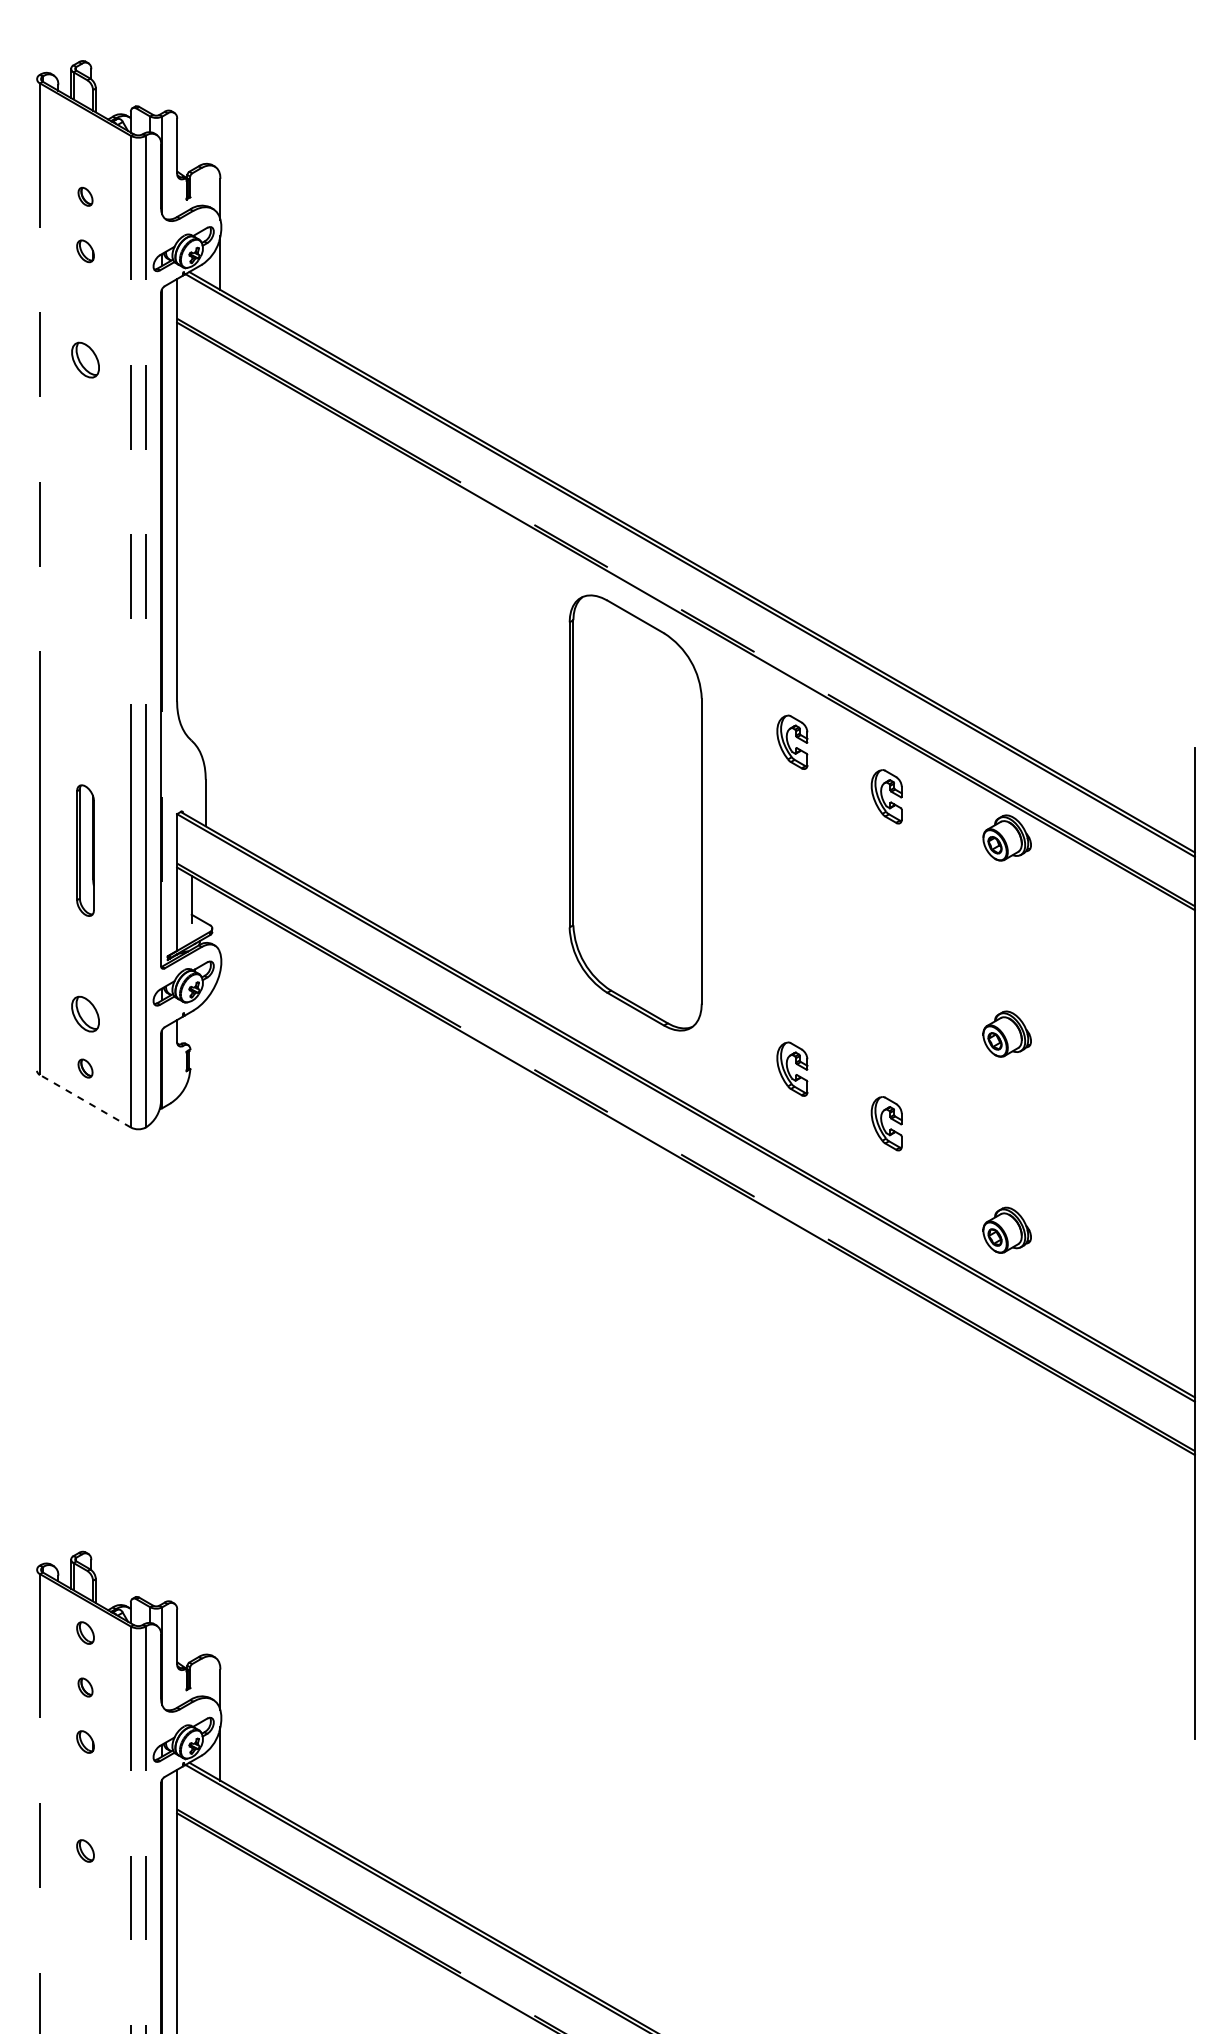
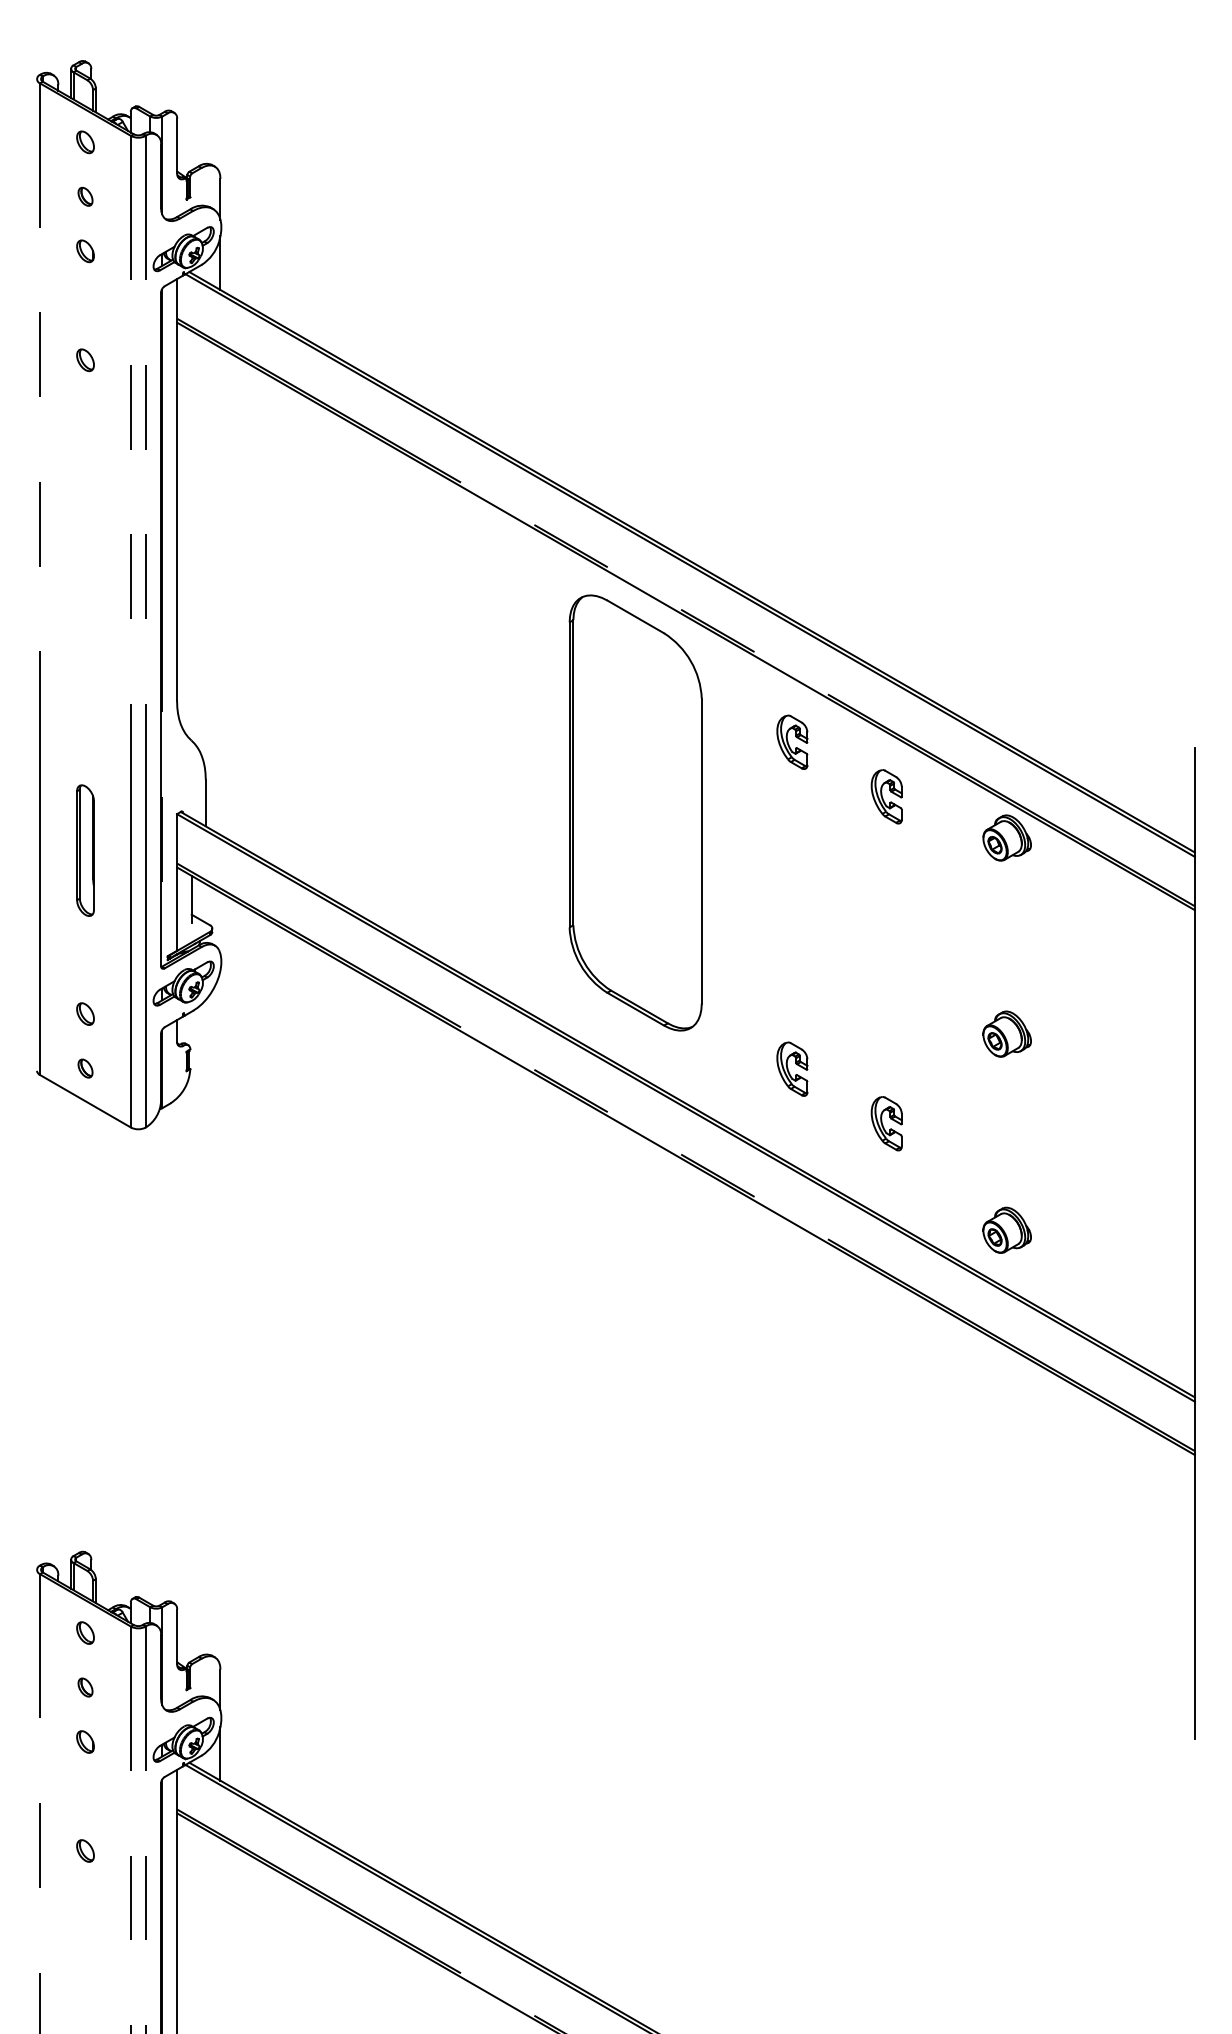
part: none -> present (85, 142)
part size: 29x38 px -> 19x25 px (85, 360)
part size: 29x38 px -> 19x24 px (85, 1013)
line: dashed -> solid (85, 1101)
